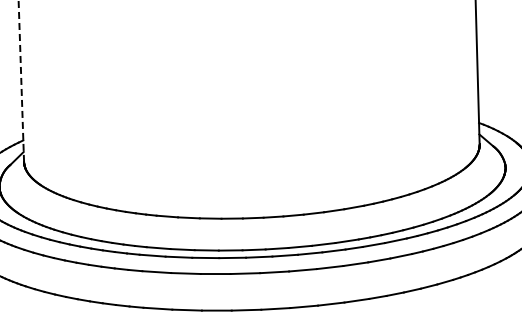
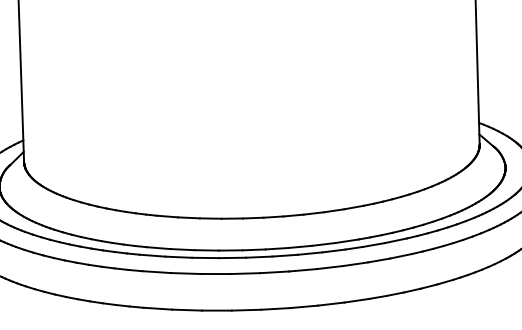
line: dashed -> solid (21, 80)
